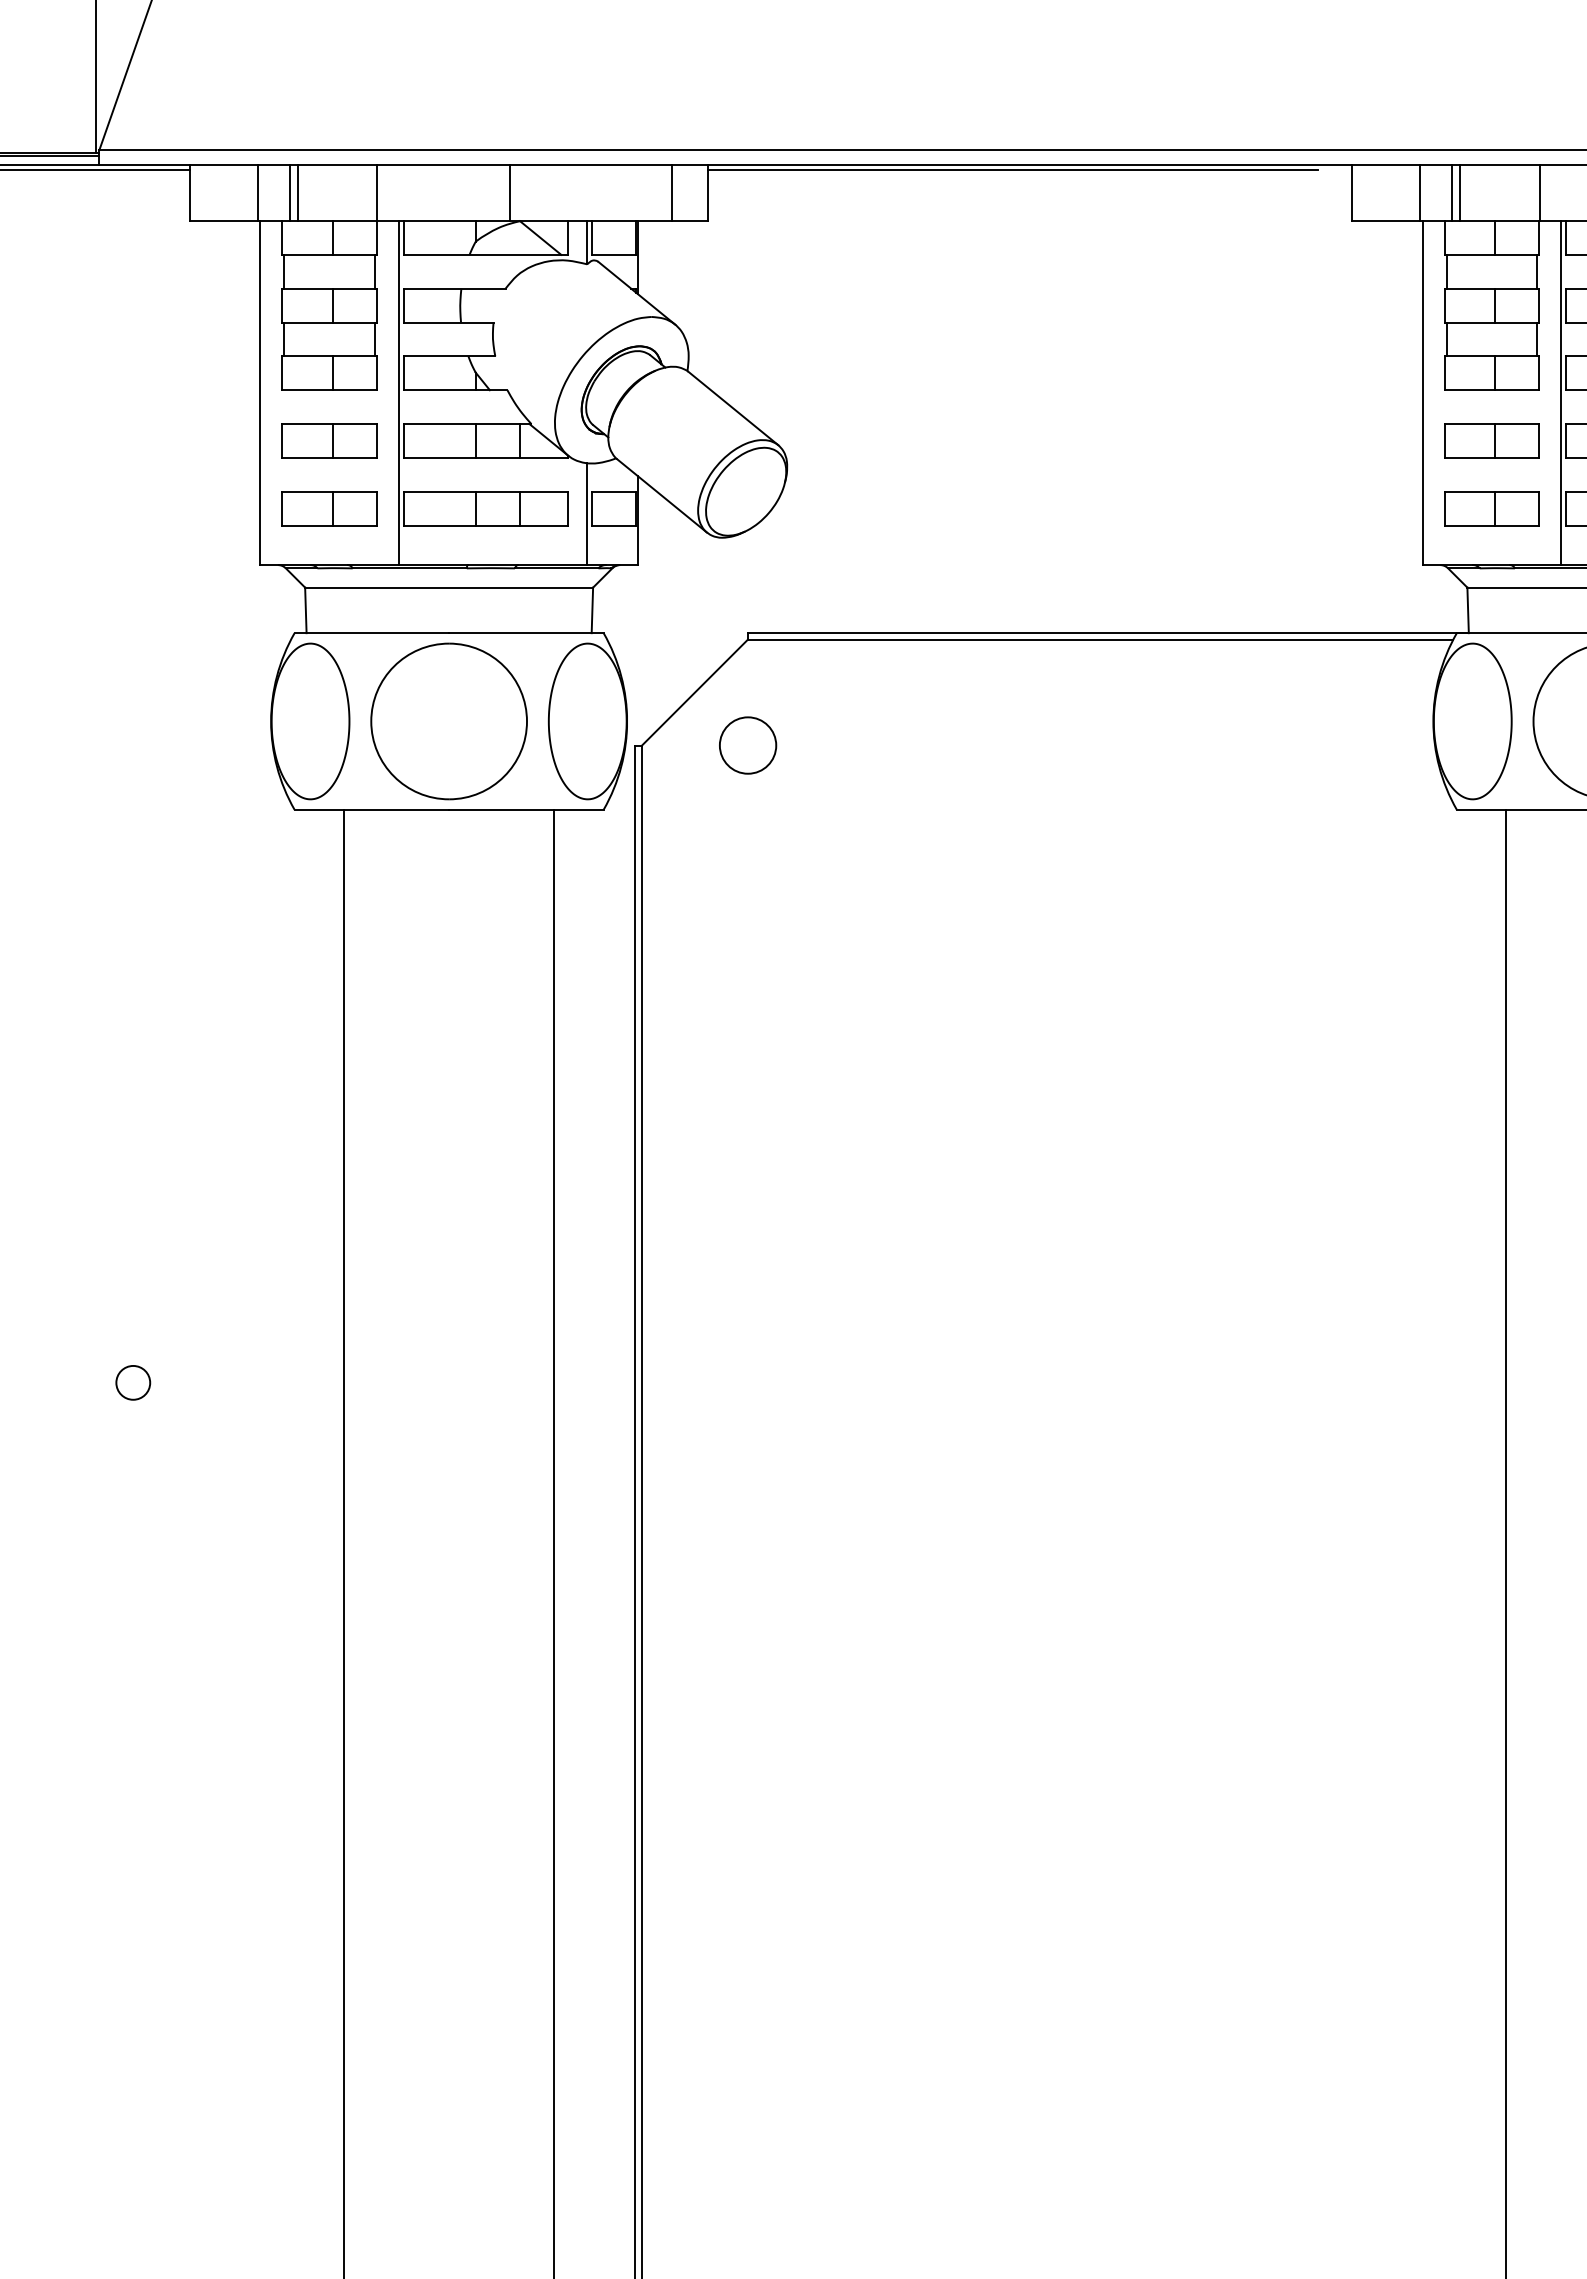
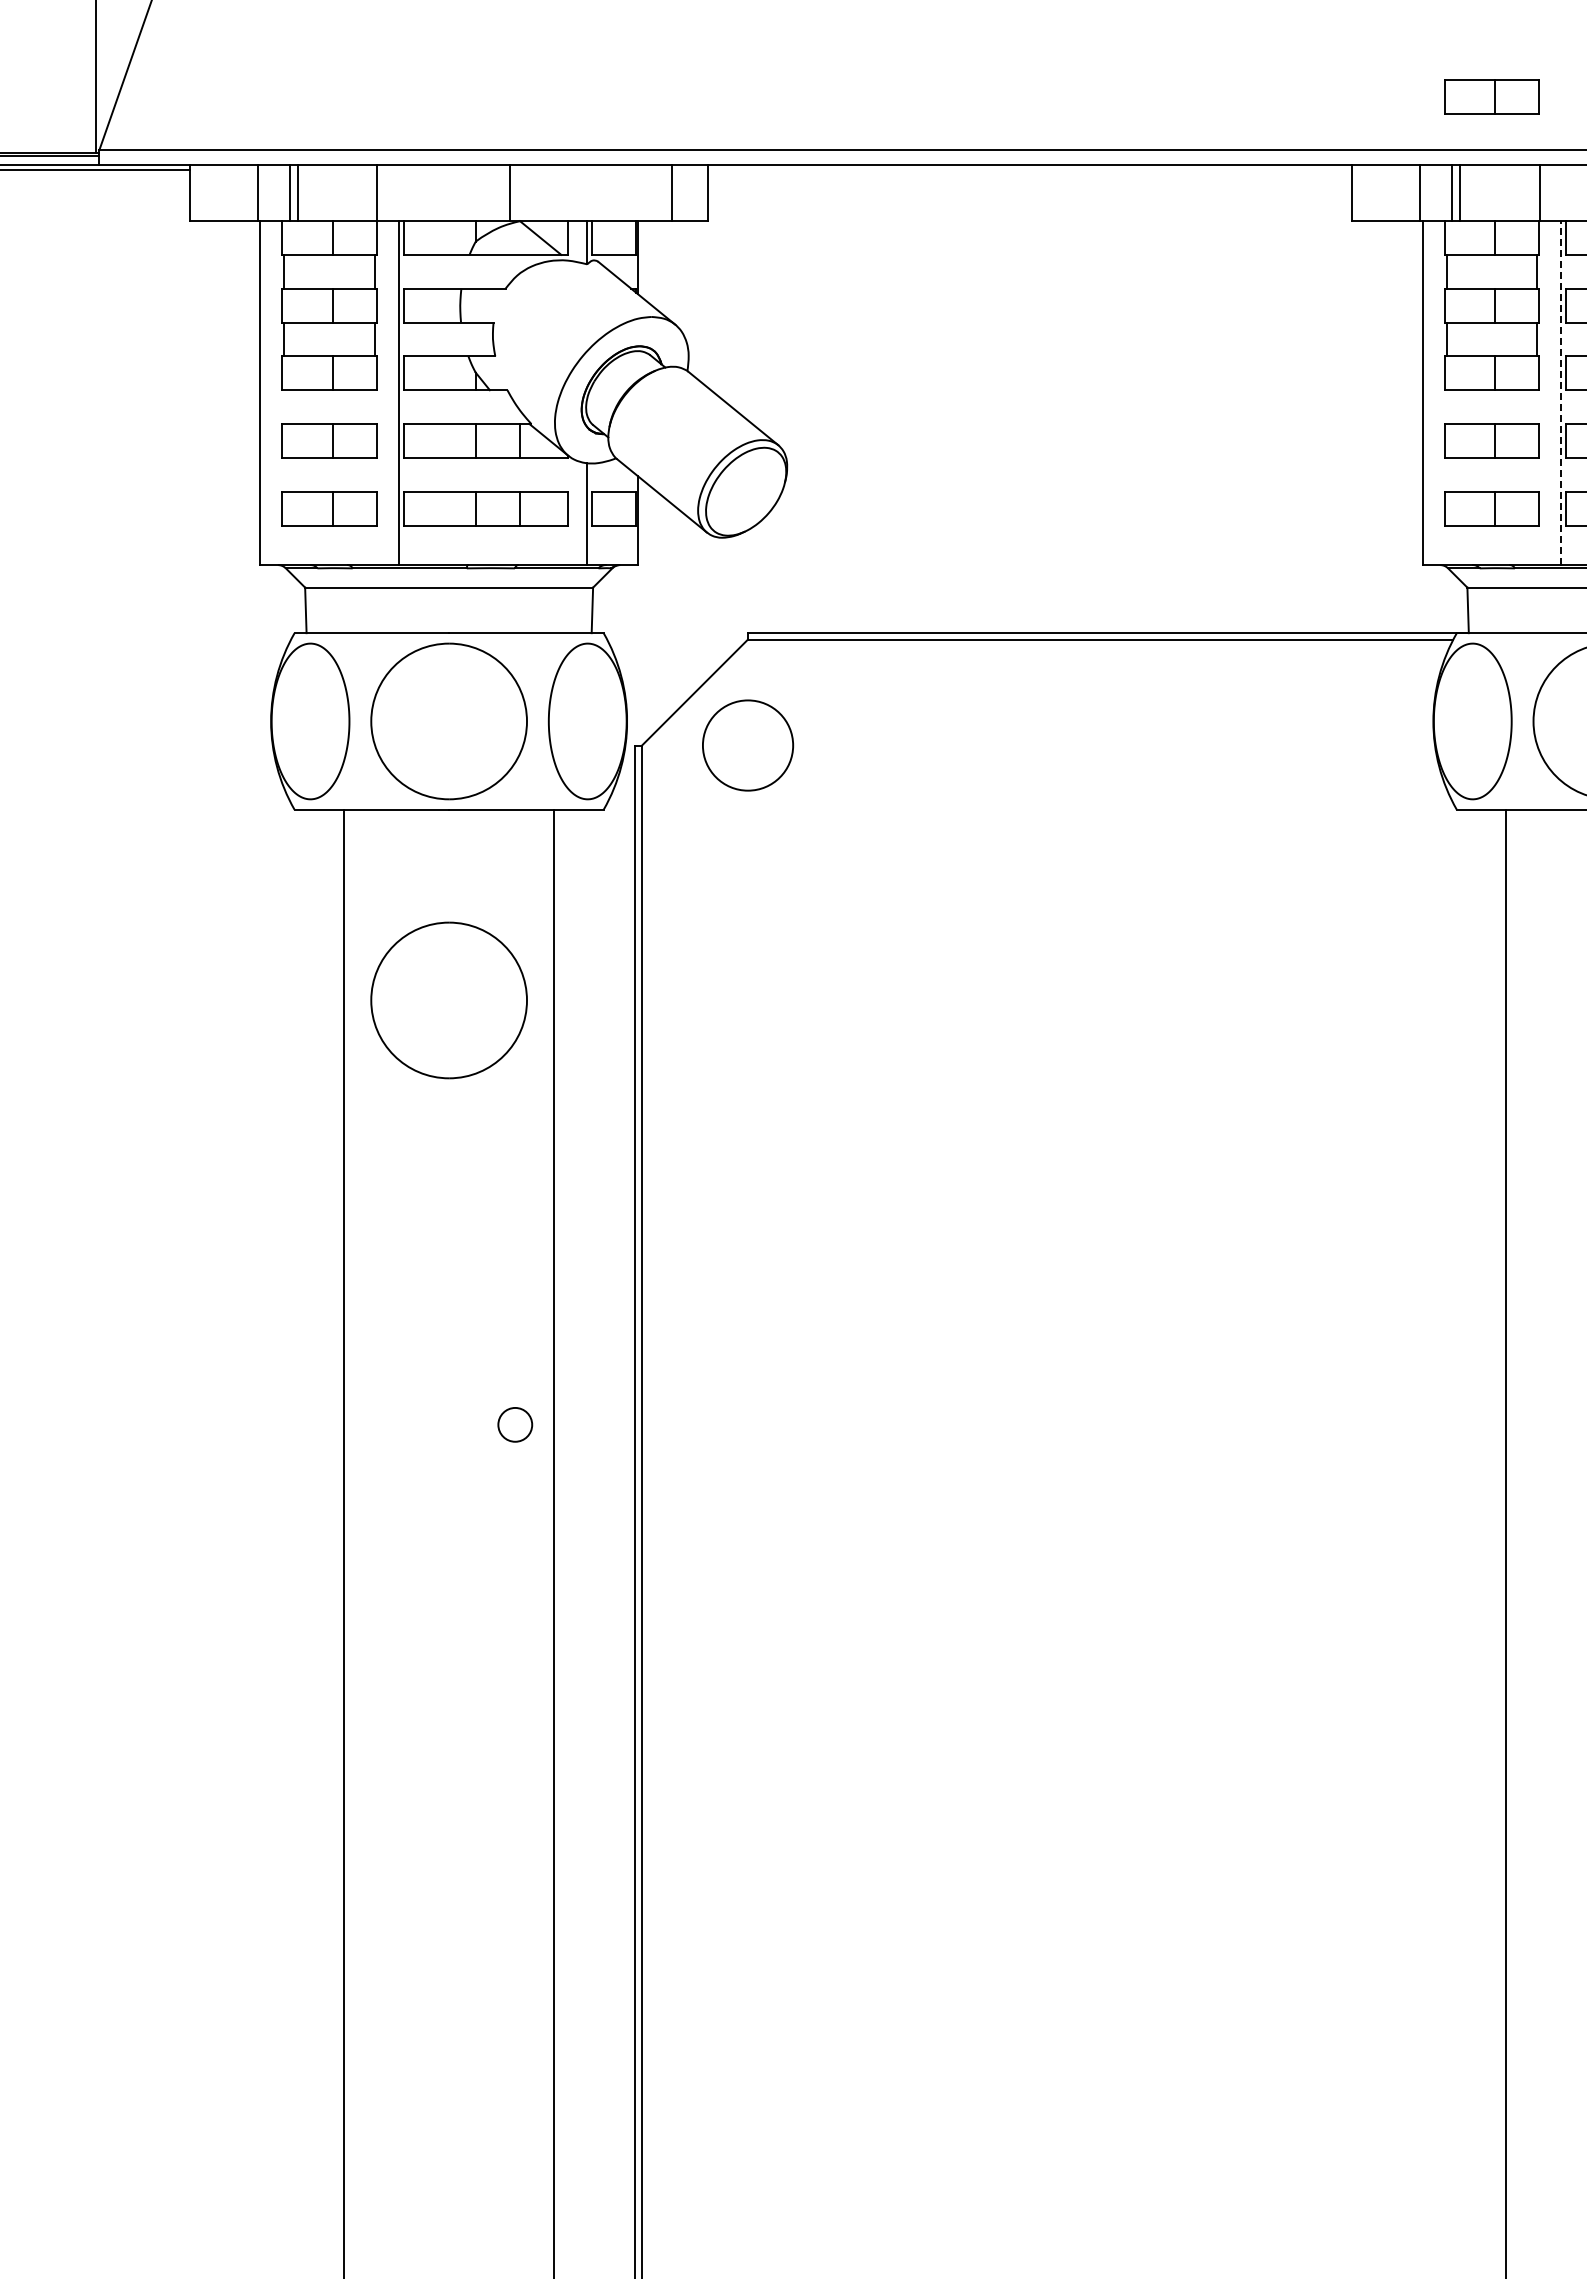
part: none -> present (1491, 96)
line: present -> none (1012, 170)
line: solid -> dashed (1560, 392)
circle diameter: 56 px -> 90 px (747, 745)
part: none -> present (448, 1000)
circle position: (133, 1382) -> (515, 1424) (515, 1424)
